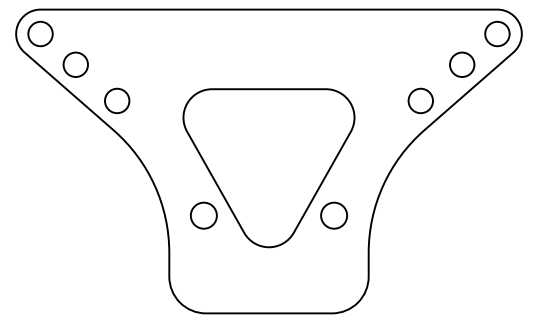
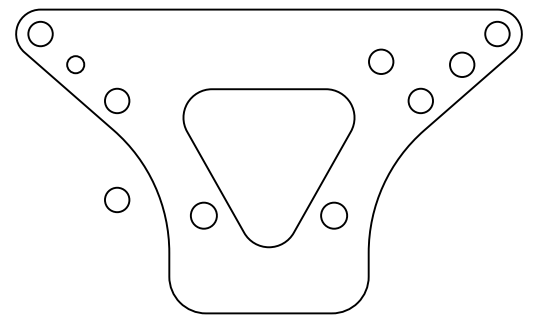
circle: none -> present (381, 61)
circle size: 27x27 px -> 20x20 px (75, 64)
circle: none -> present (117, 199)
